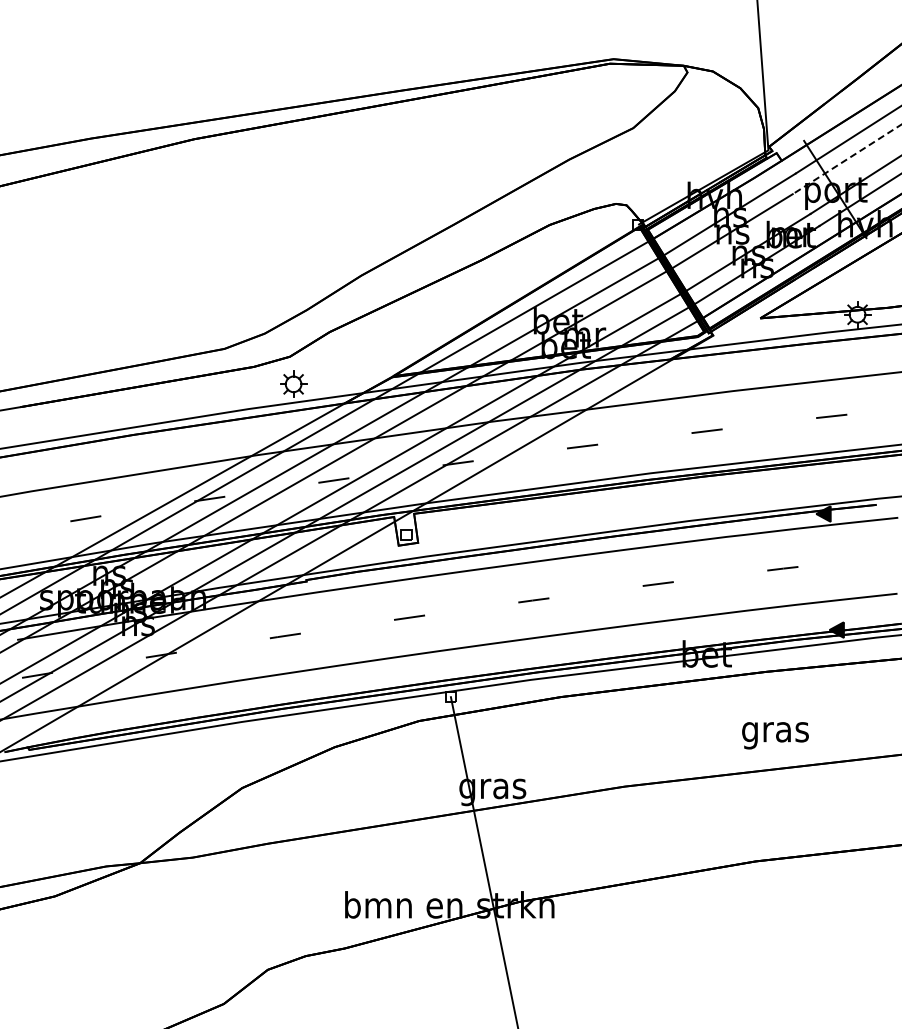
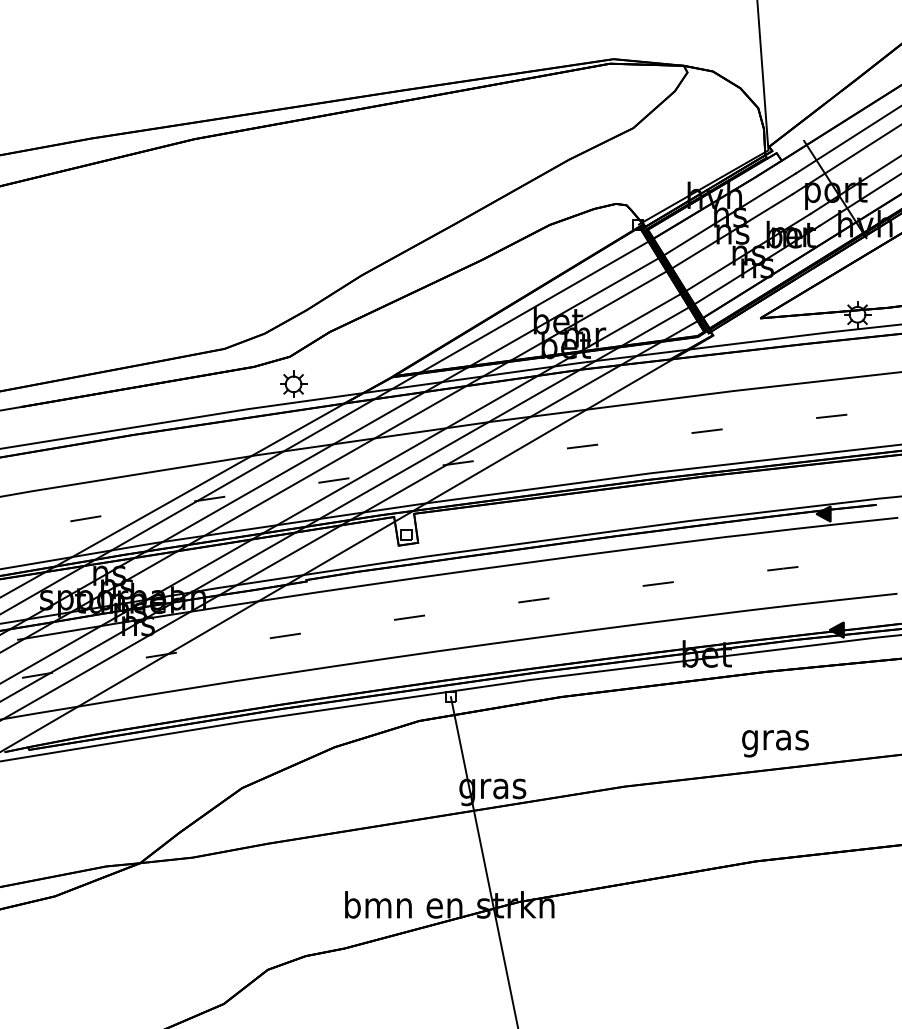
line: dashed -> solid (846, 159)
text position: (775, 735) -> (775, 743) (775, 743)
